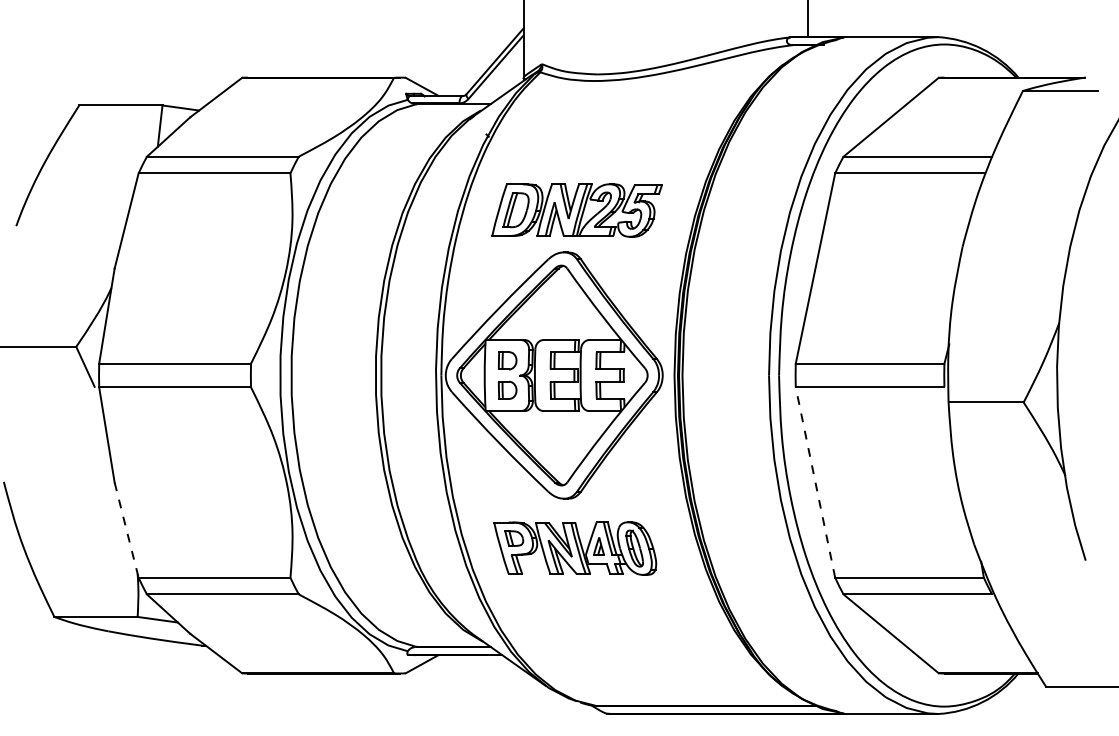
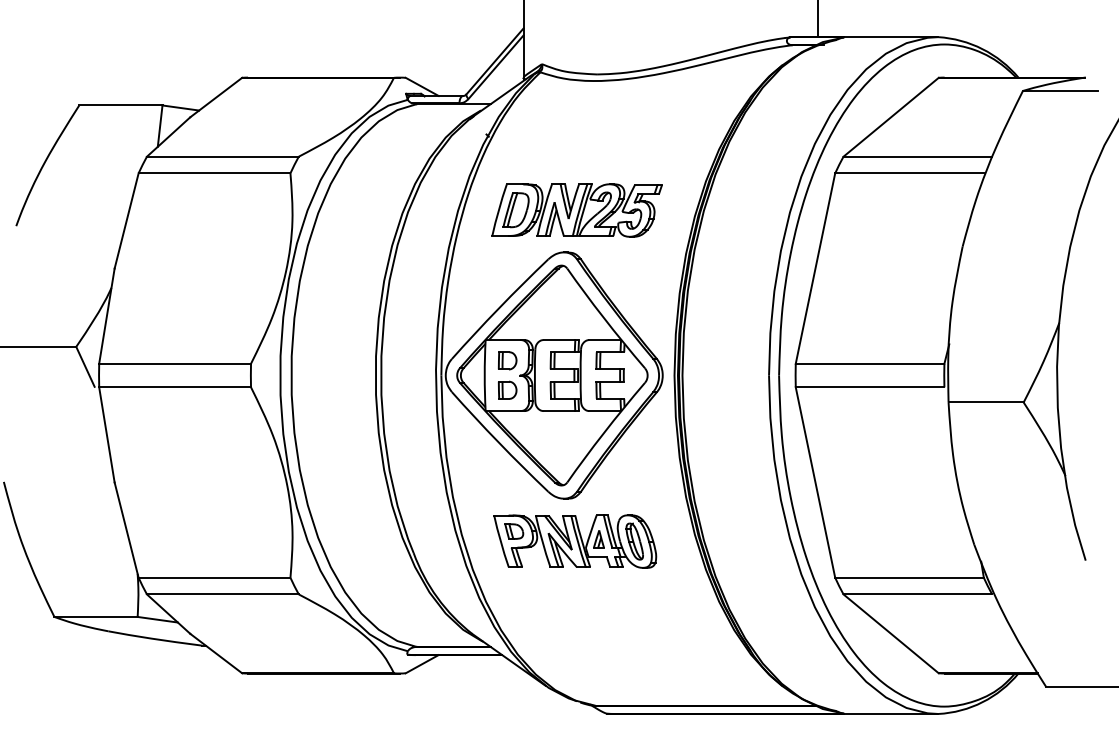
line position: (807, 19) -> (817, 19) (817, 19)
line: dashed -> solid (815, 482)
line: dashed -> solid (126, 530)
part position: (575, 548) -> (575, 541) (575, 541)
